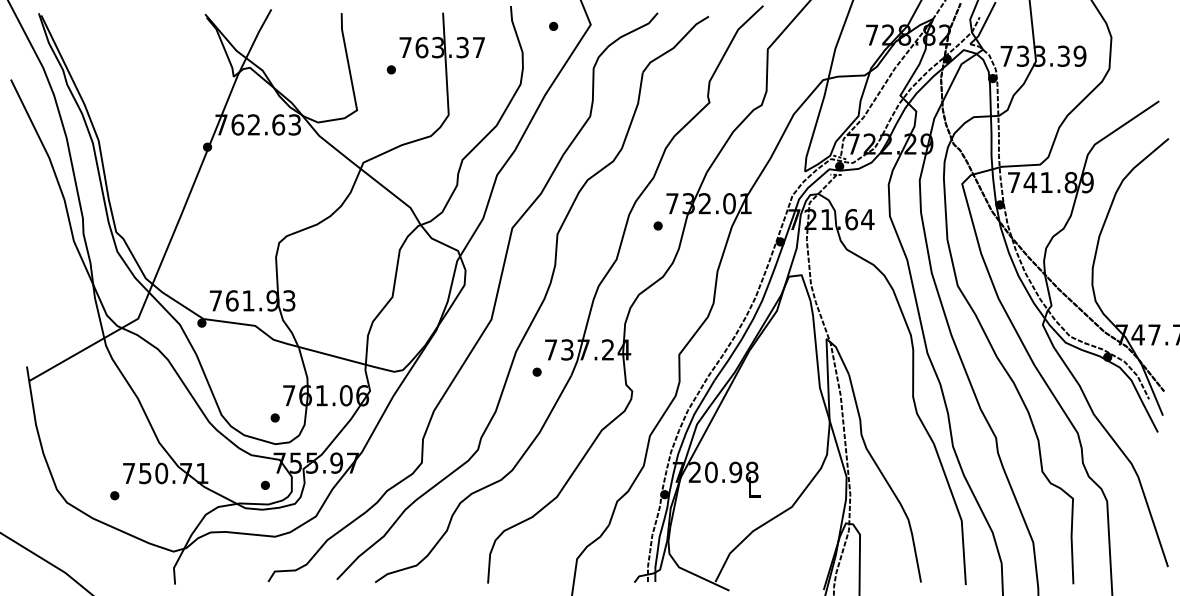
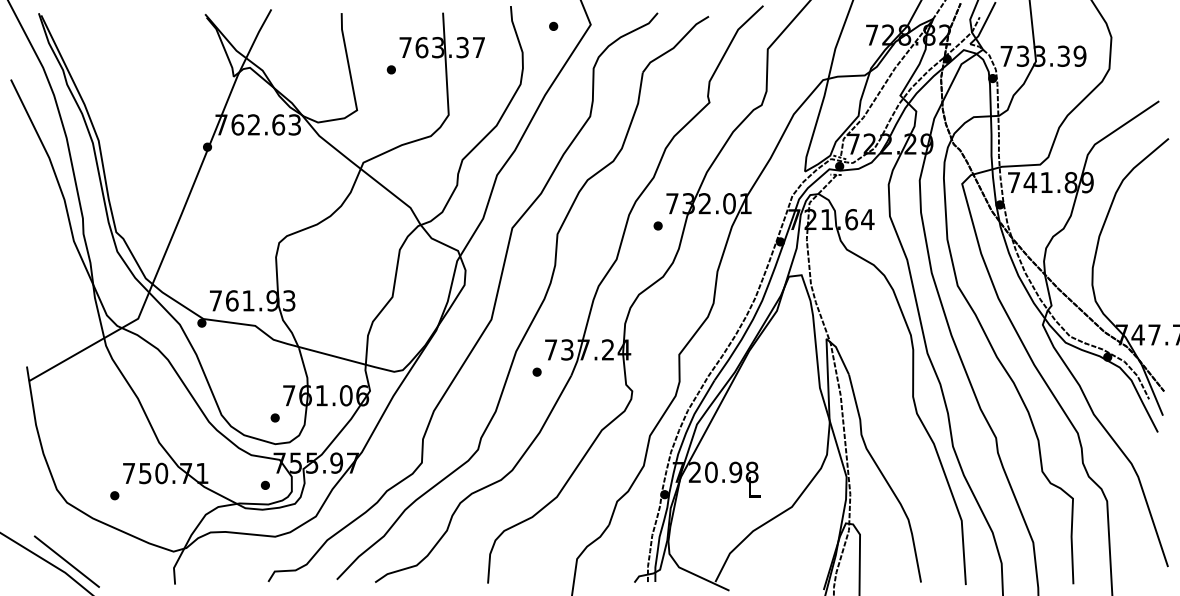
line: none -> present (66, 561)
